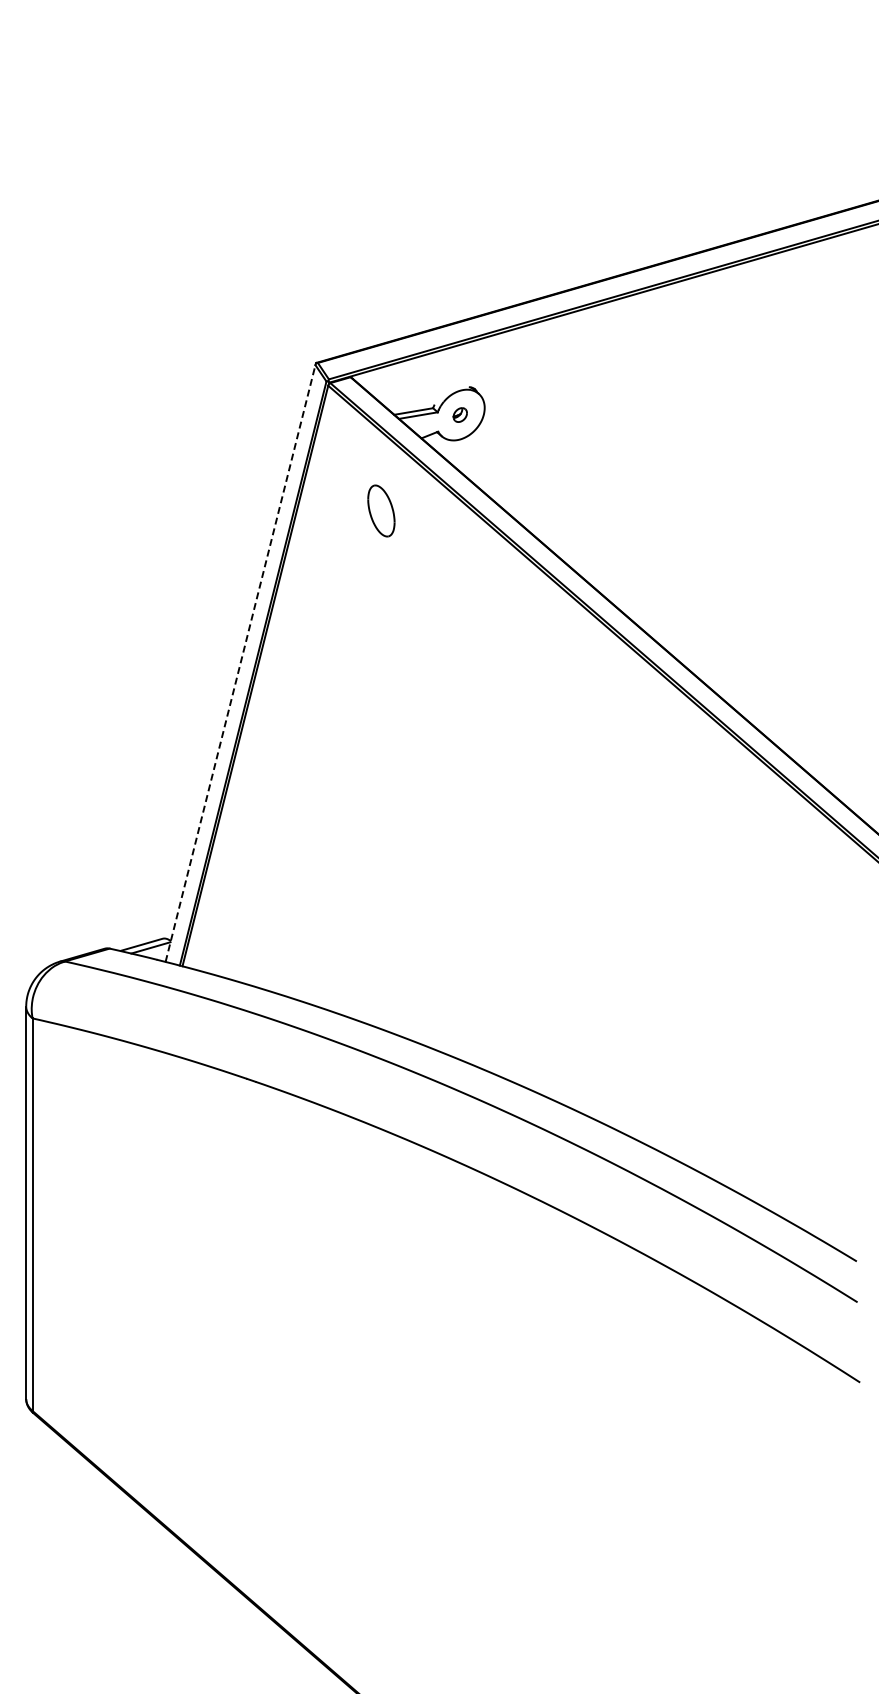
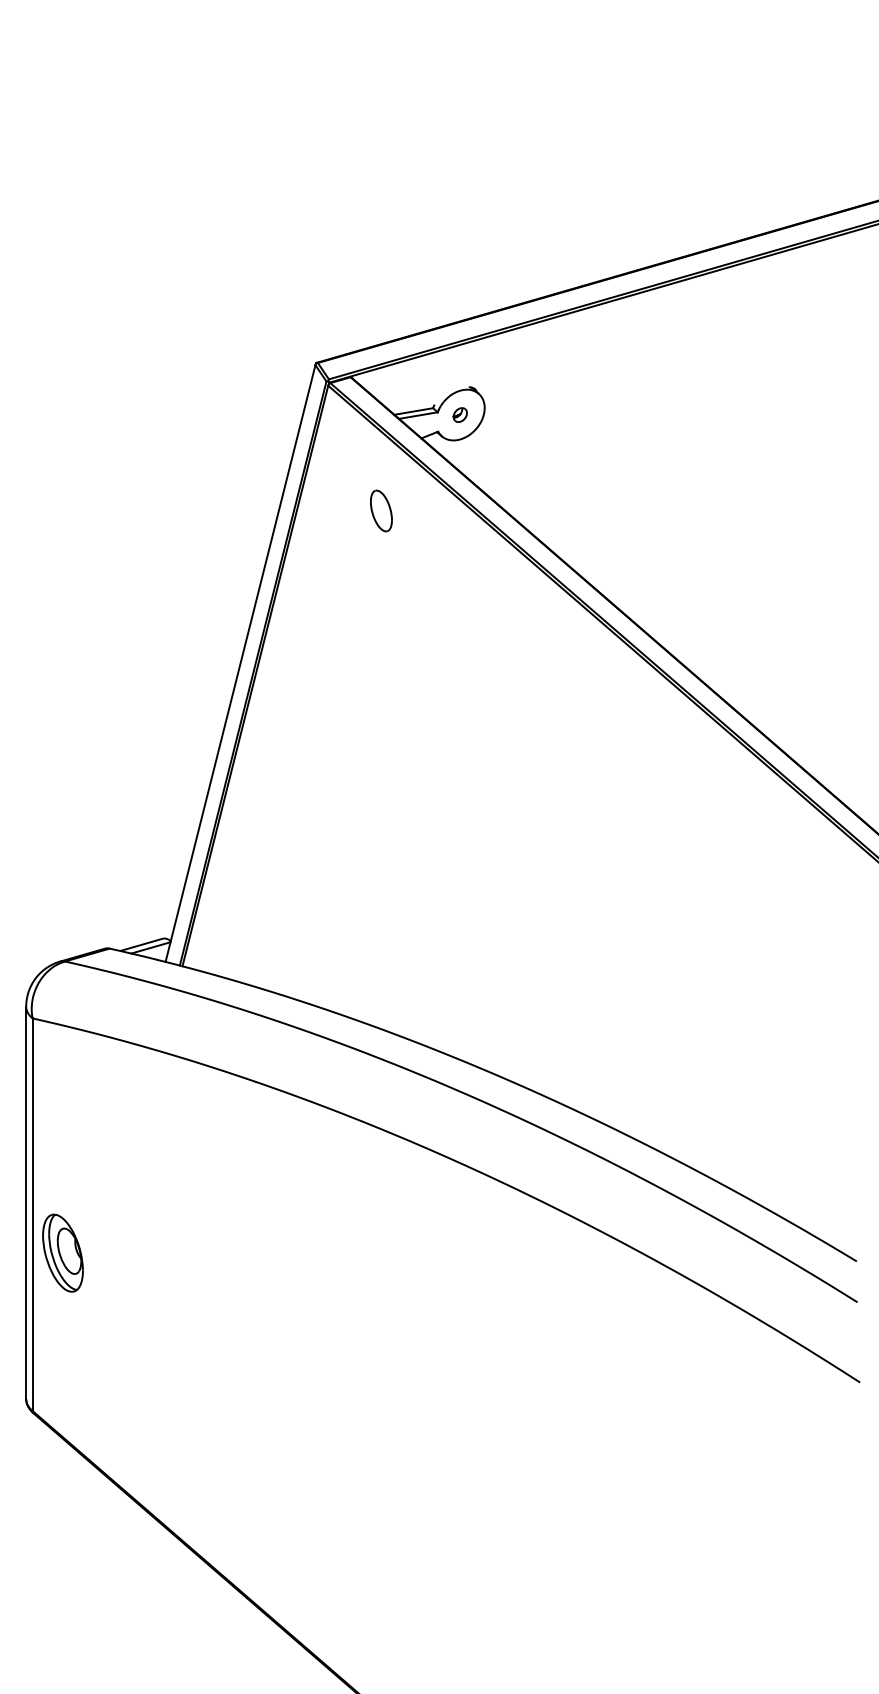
part size: 29x54 px -> 23x44 px (381, 510)
line: dashed -> solid (240, 663)
part: none -> present (62, 1252)
